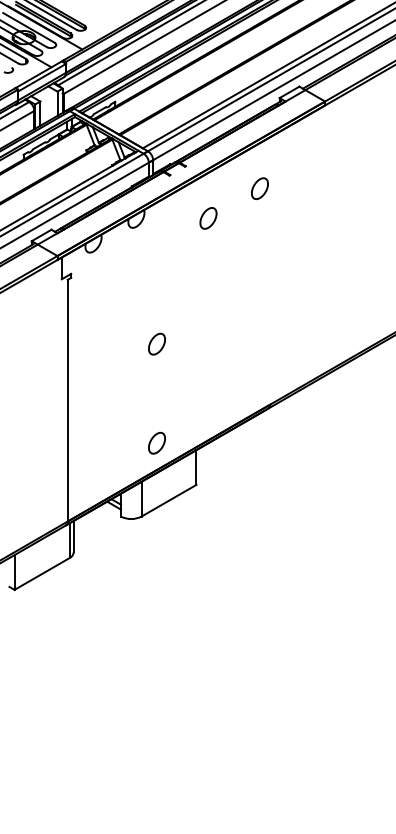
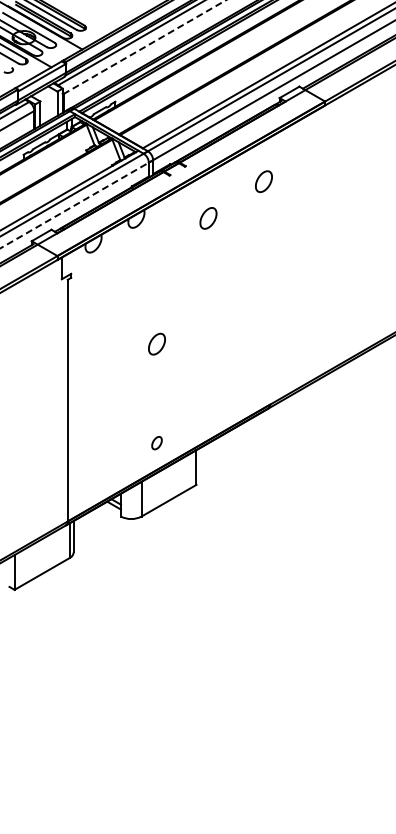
line: solid -> dashed (144, 47)
part position: (259, 188) -> (263, 181) (263, 181)
line: solid -> dashed (76, 204)
part size: 18x24 px -> 12x15 px (156, 443)
